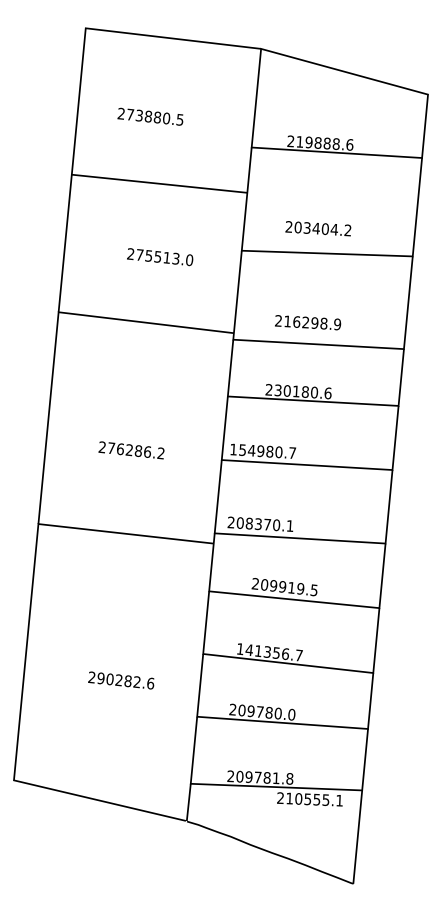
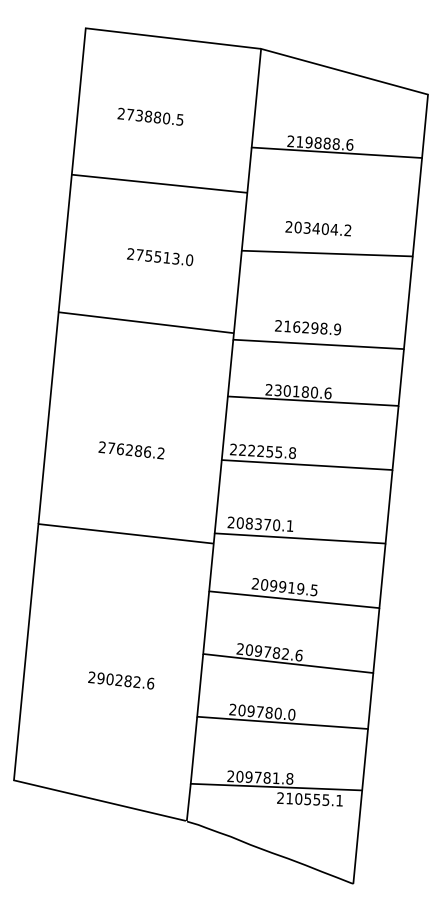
text position: (308, 322) -> (308, 327) (308, 327)
text: 154980.7 -> 222255.8 (262, 451)
text: 141356.7 -> 209782.6 (269, 652)
